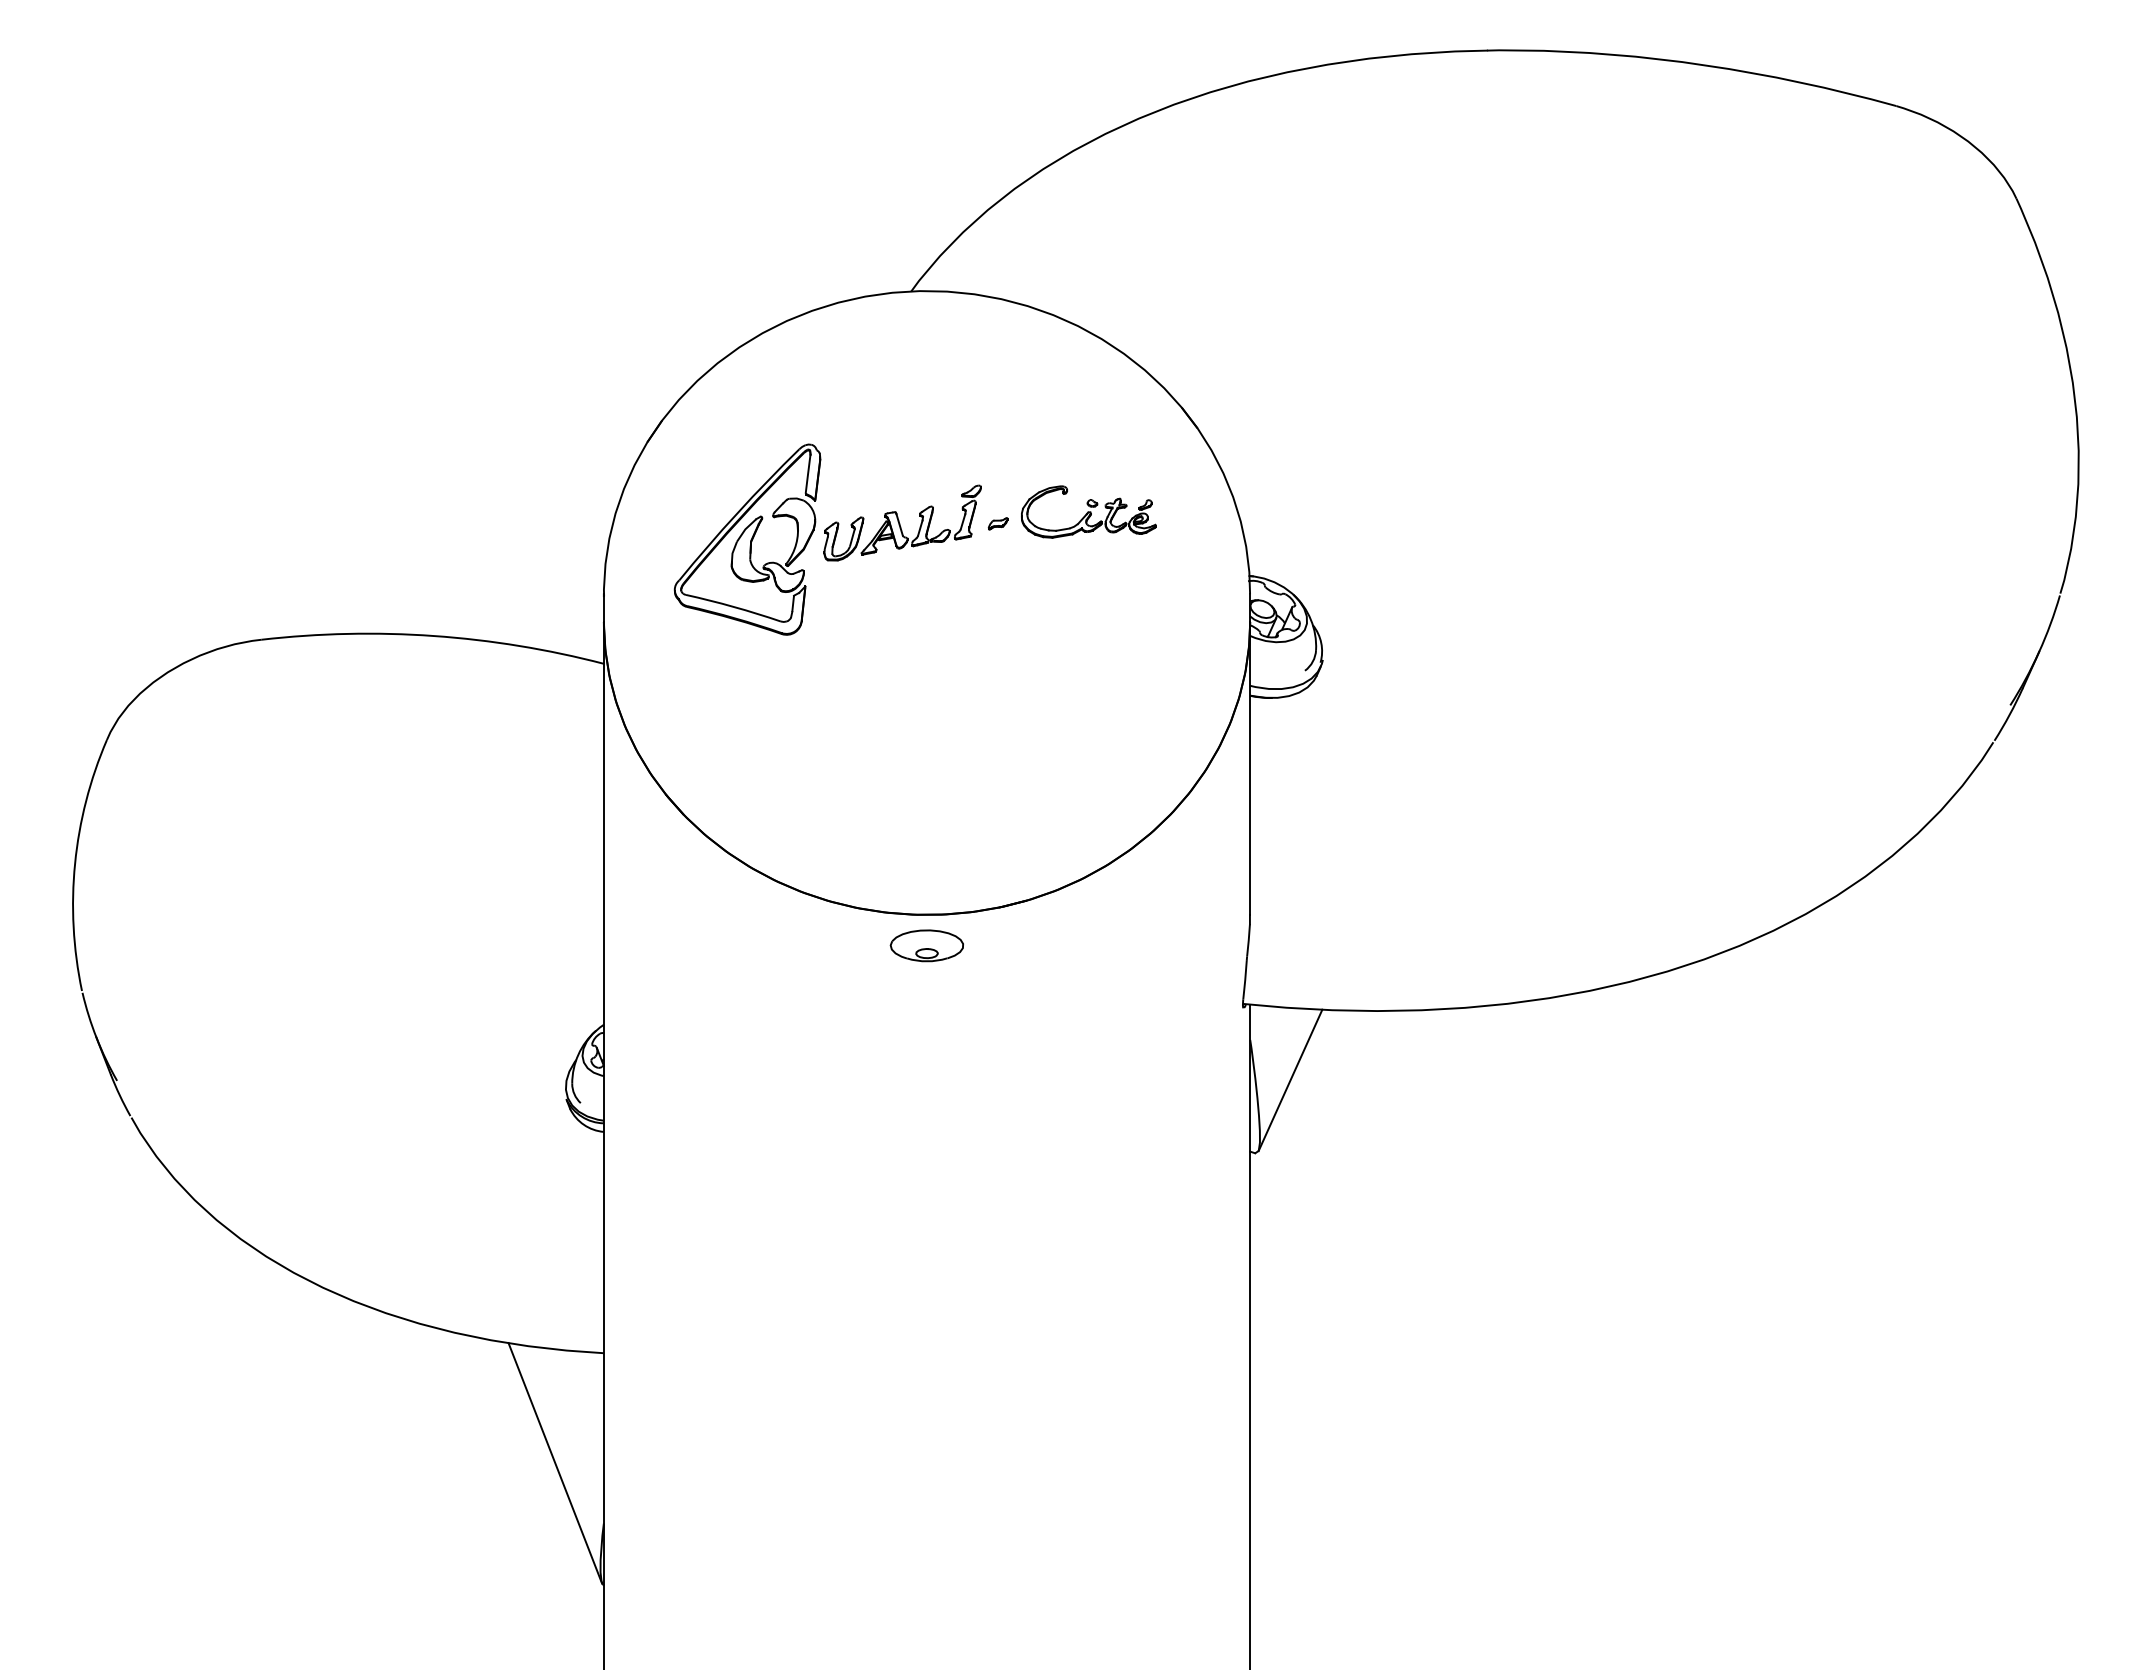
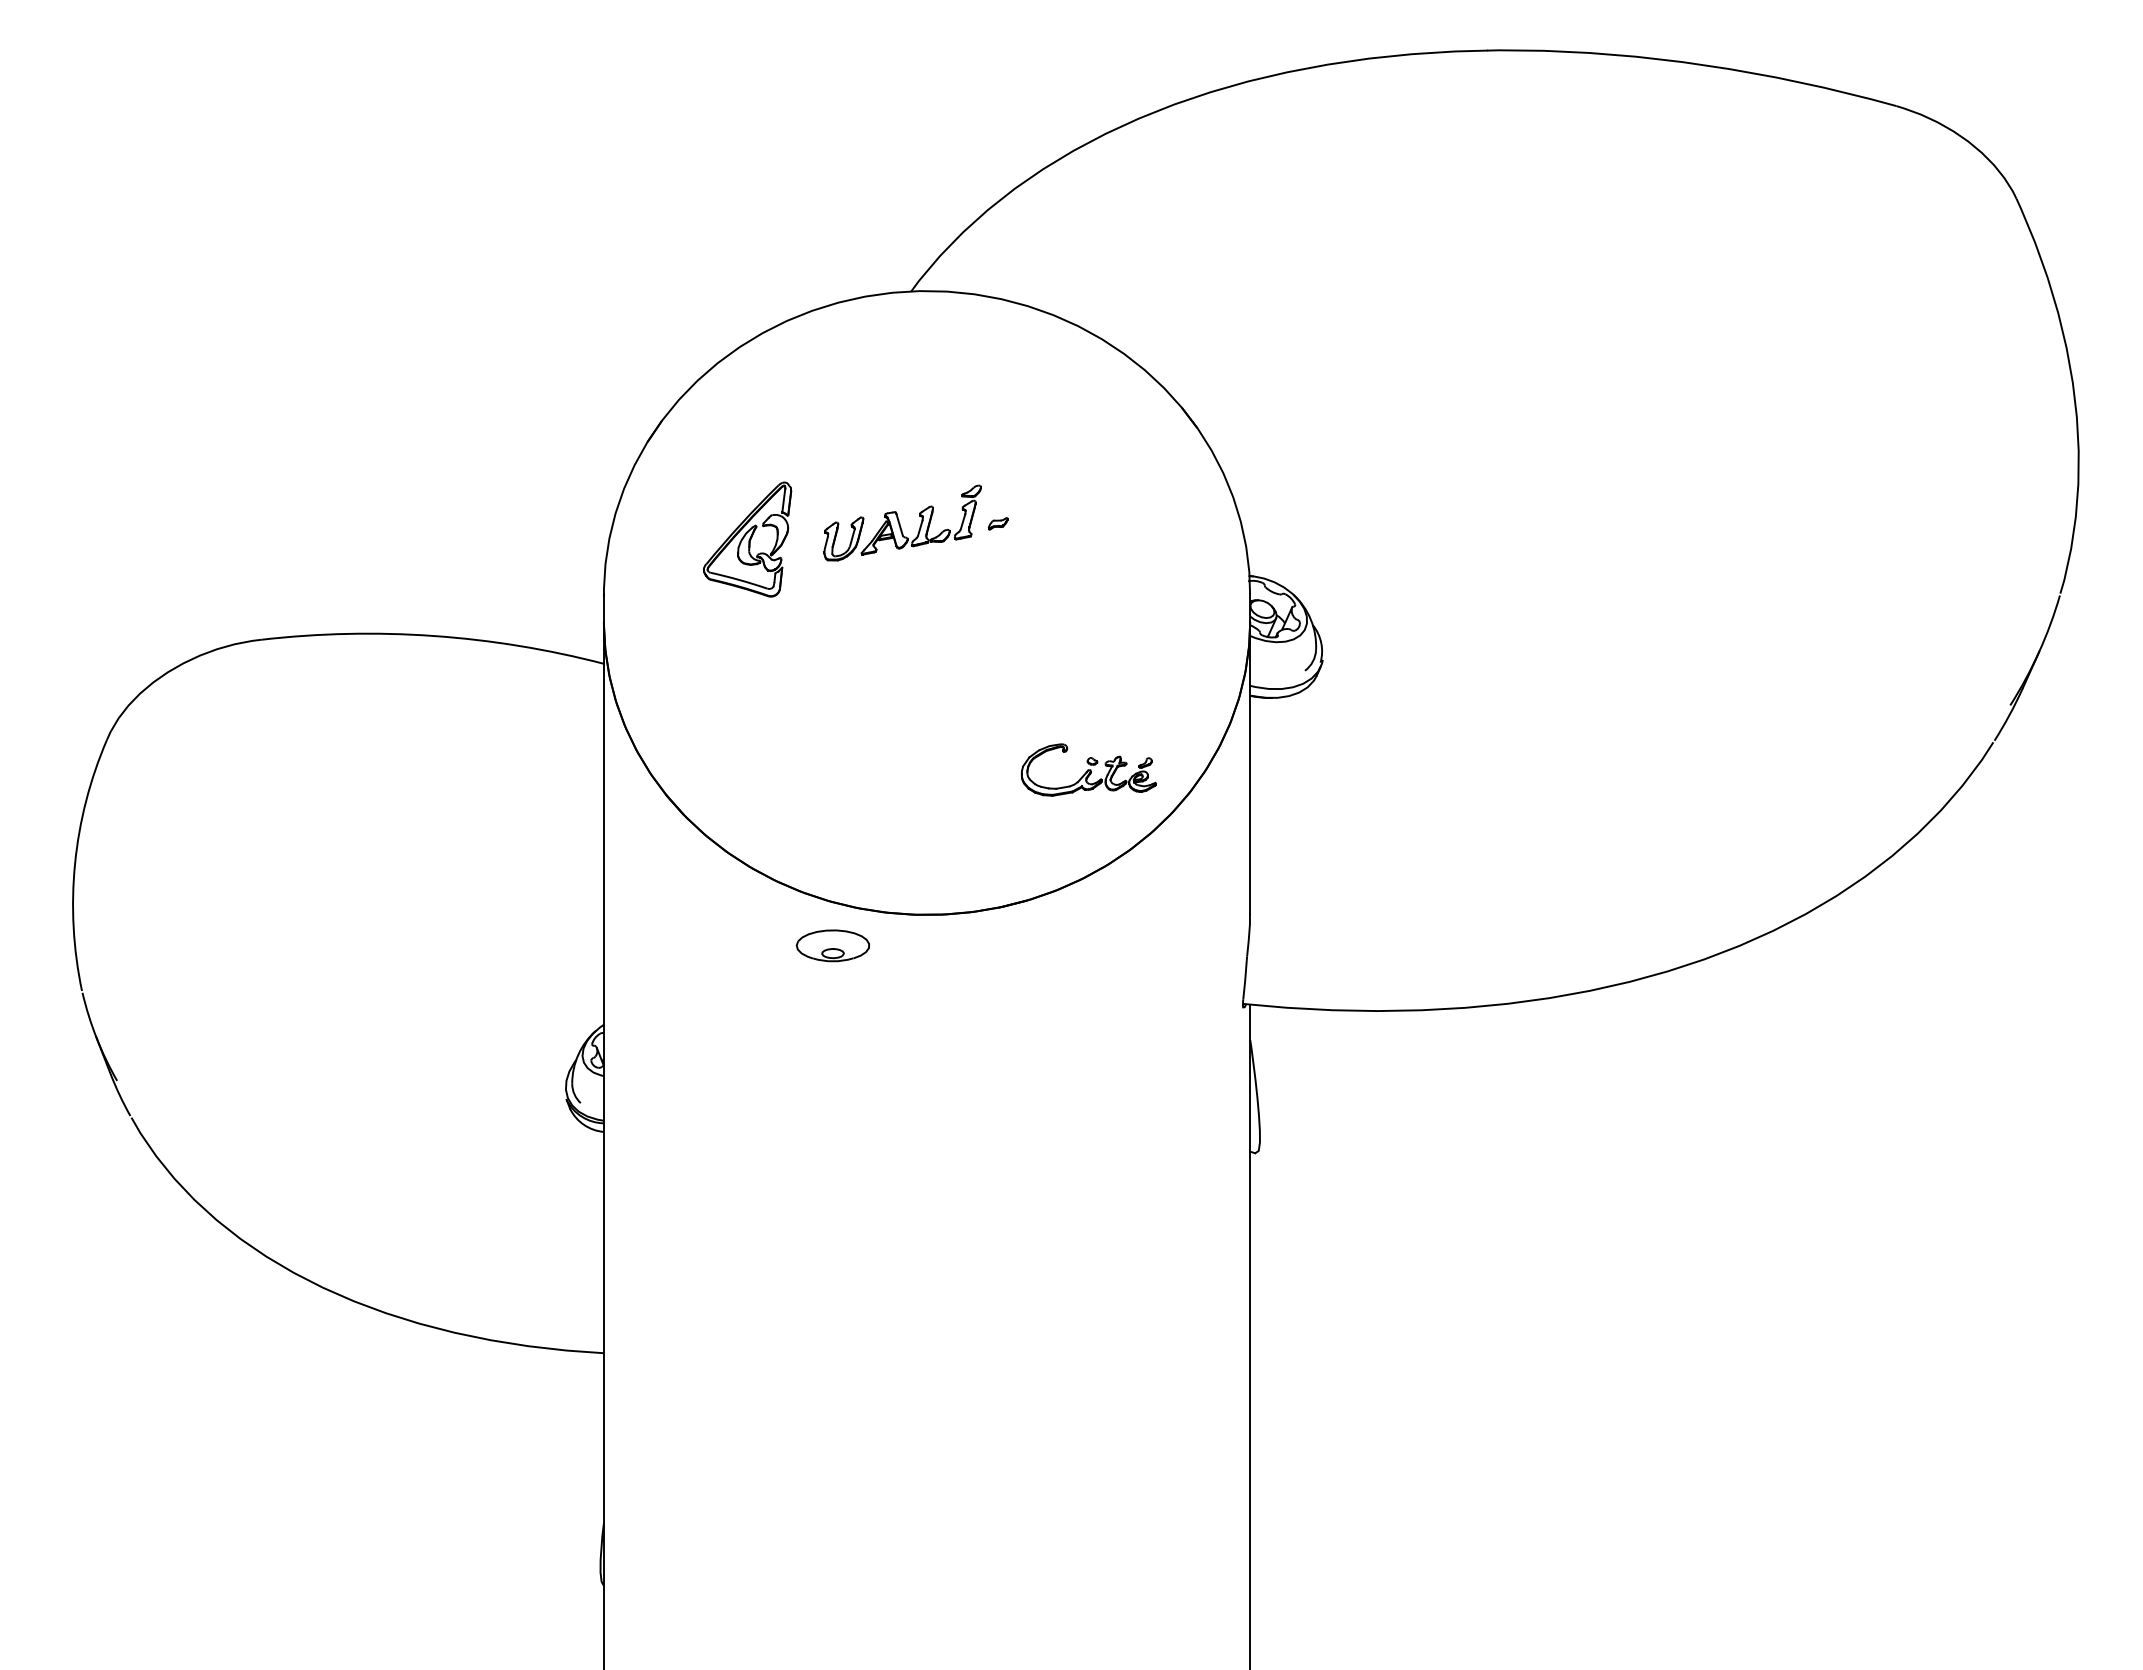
part position: (1088, 511) -> (1088, 769) (1088, 769)
part size: 149x193 px -> 90x117 px (747, 539)
part position: (926, 945) -> (832, 945) (832, 945)
line: present -> none (1290, 1080)
line: present -> none (555, 1463)
